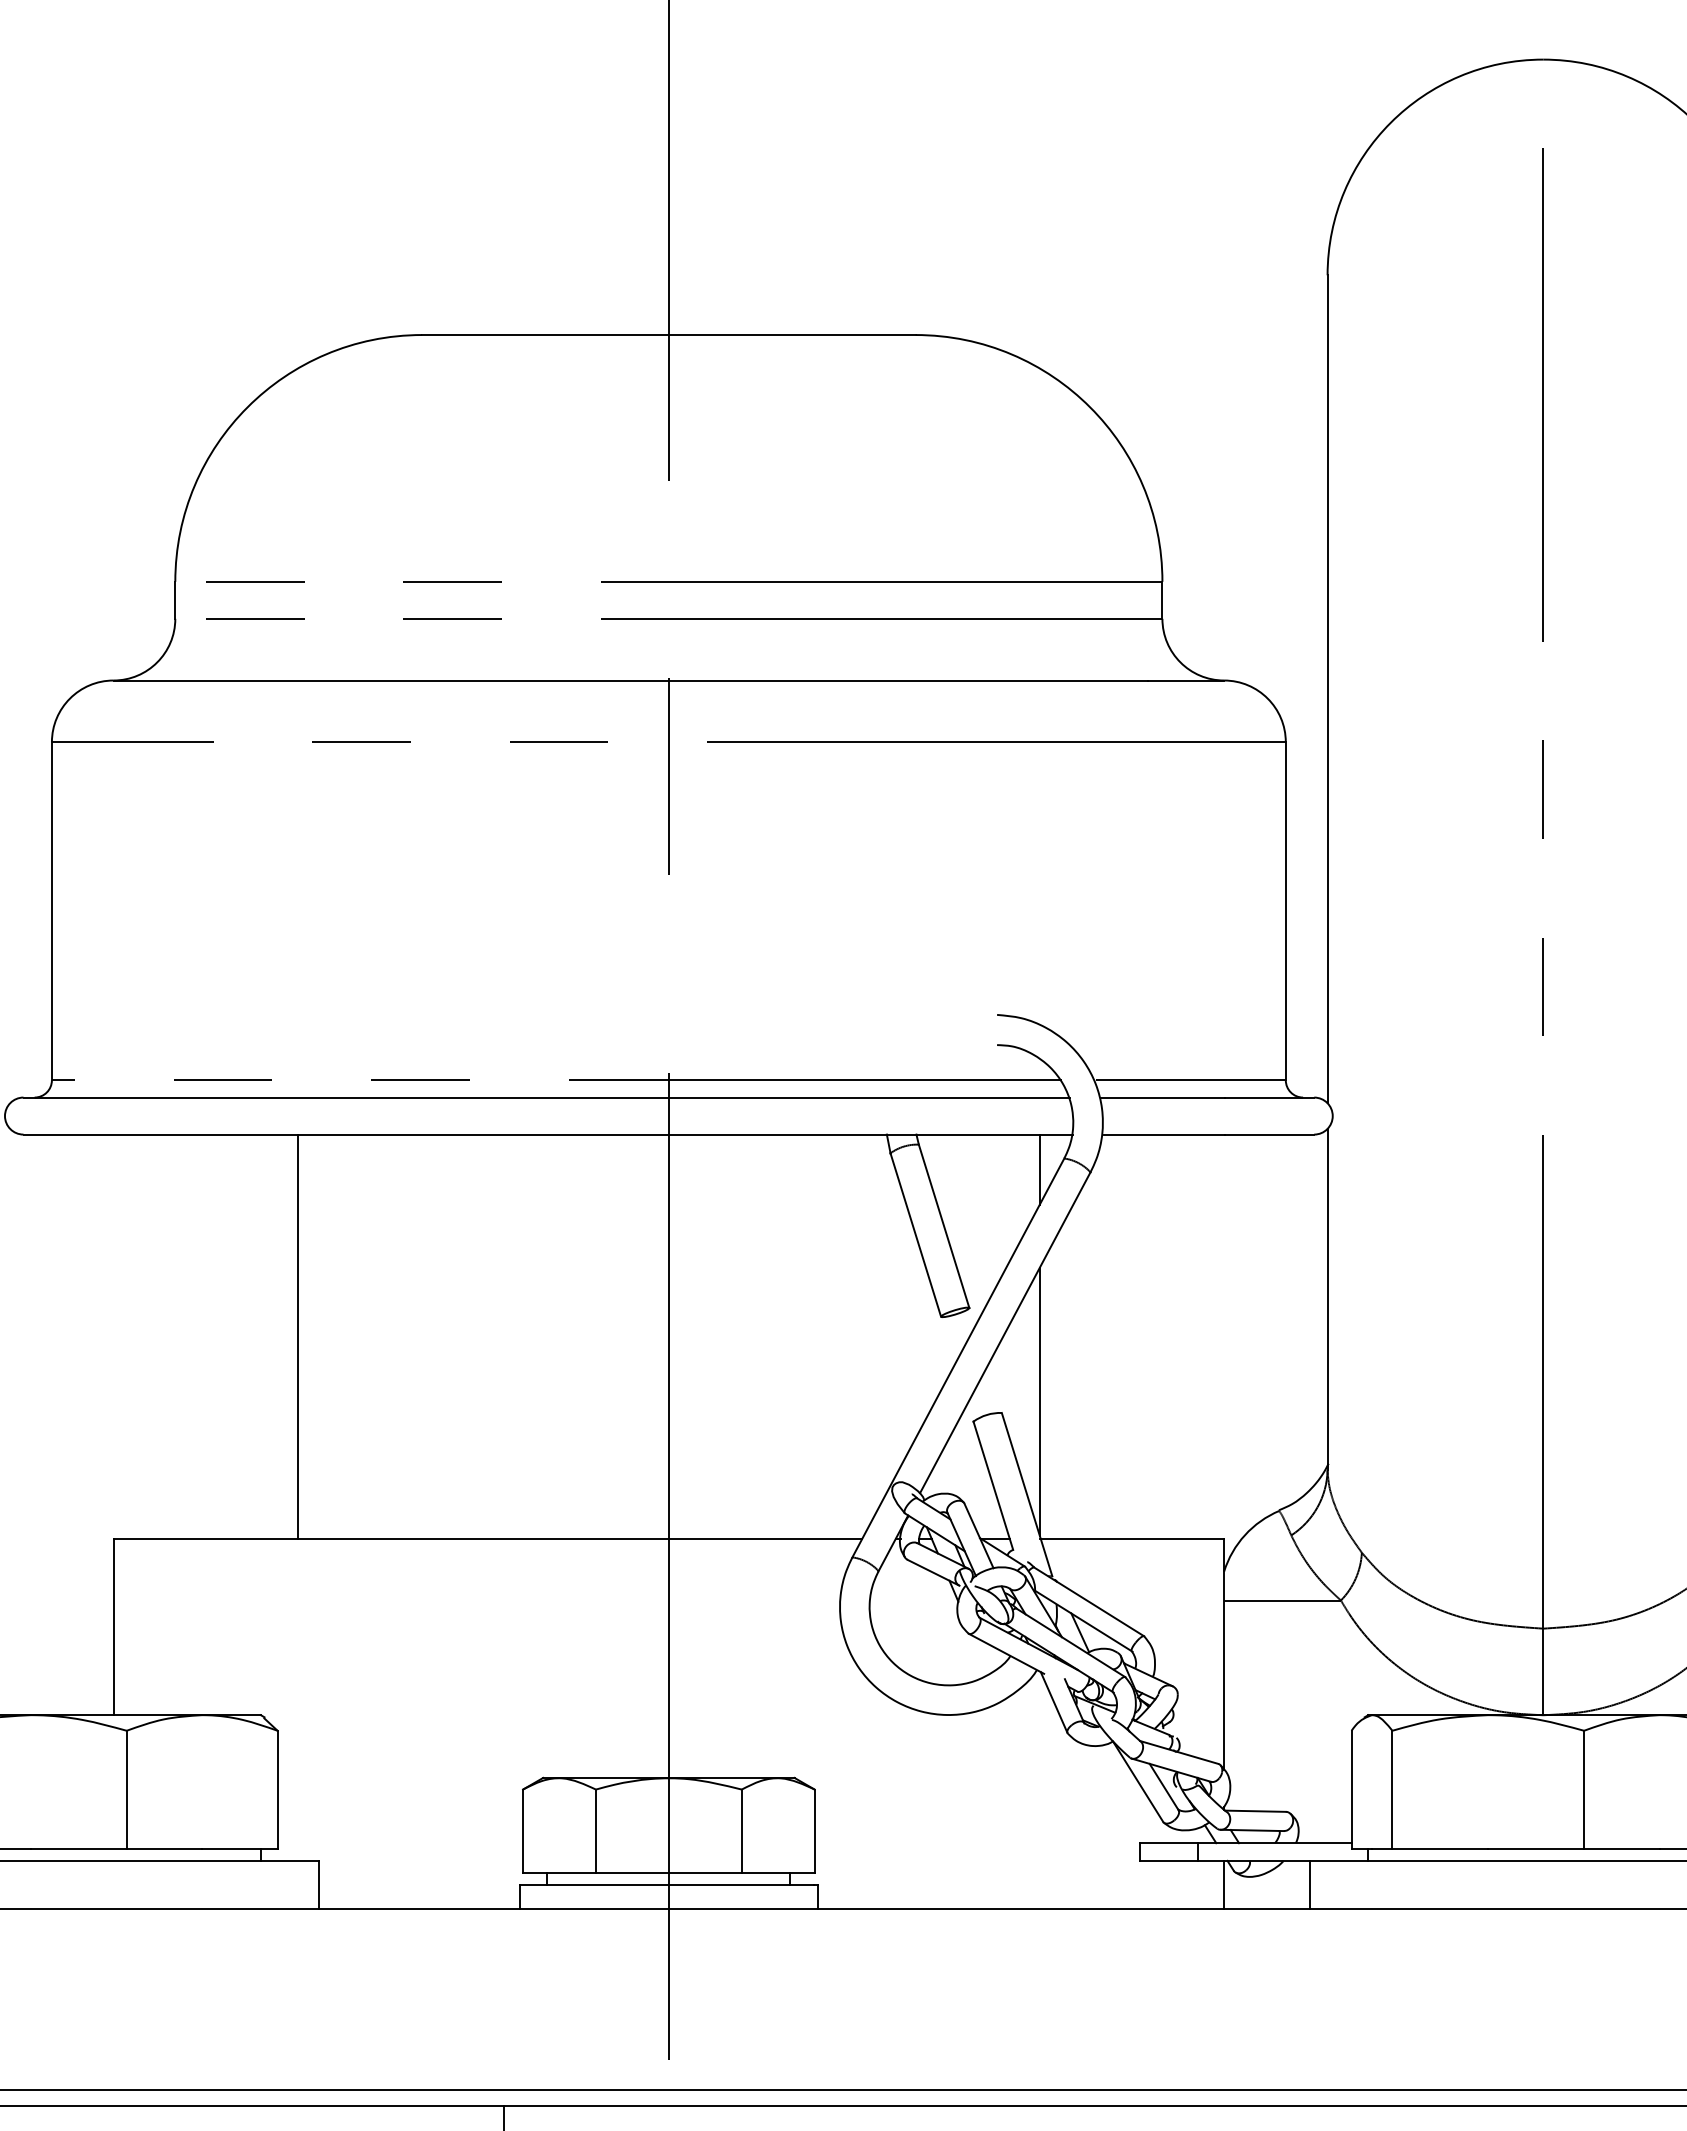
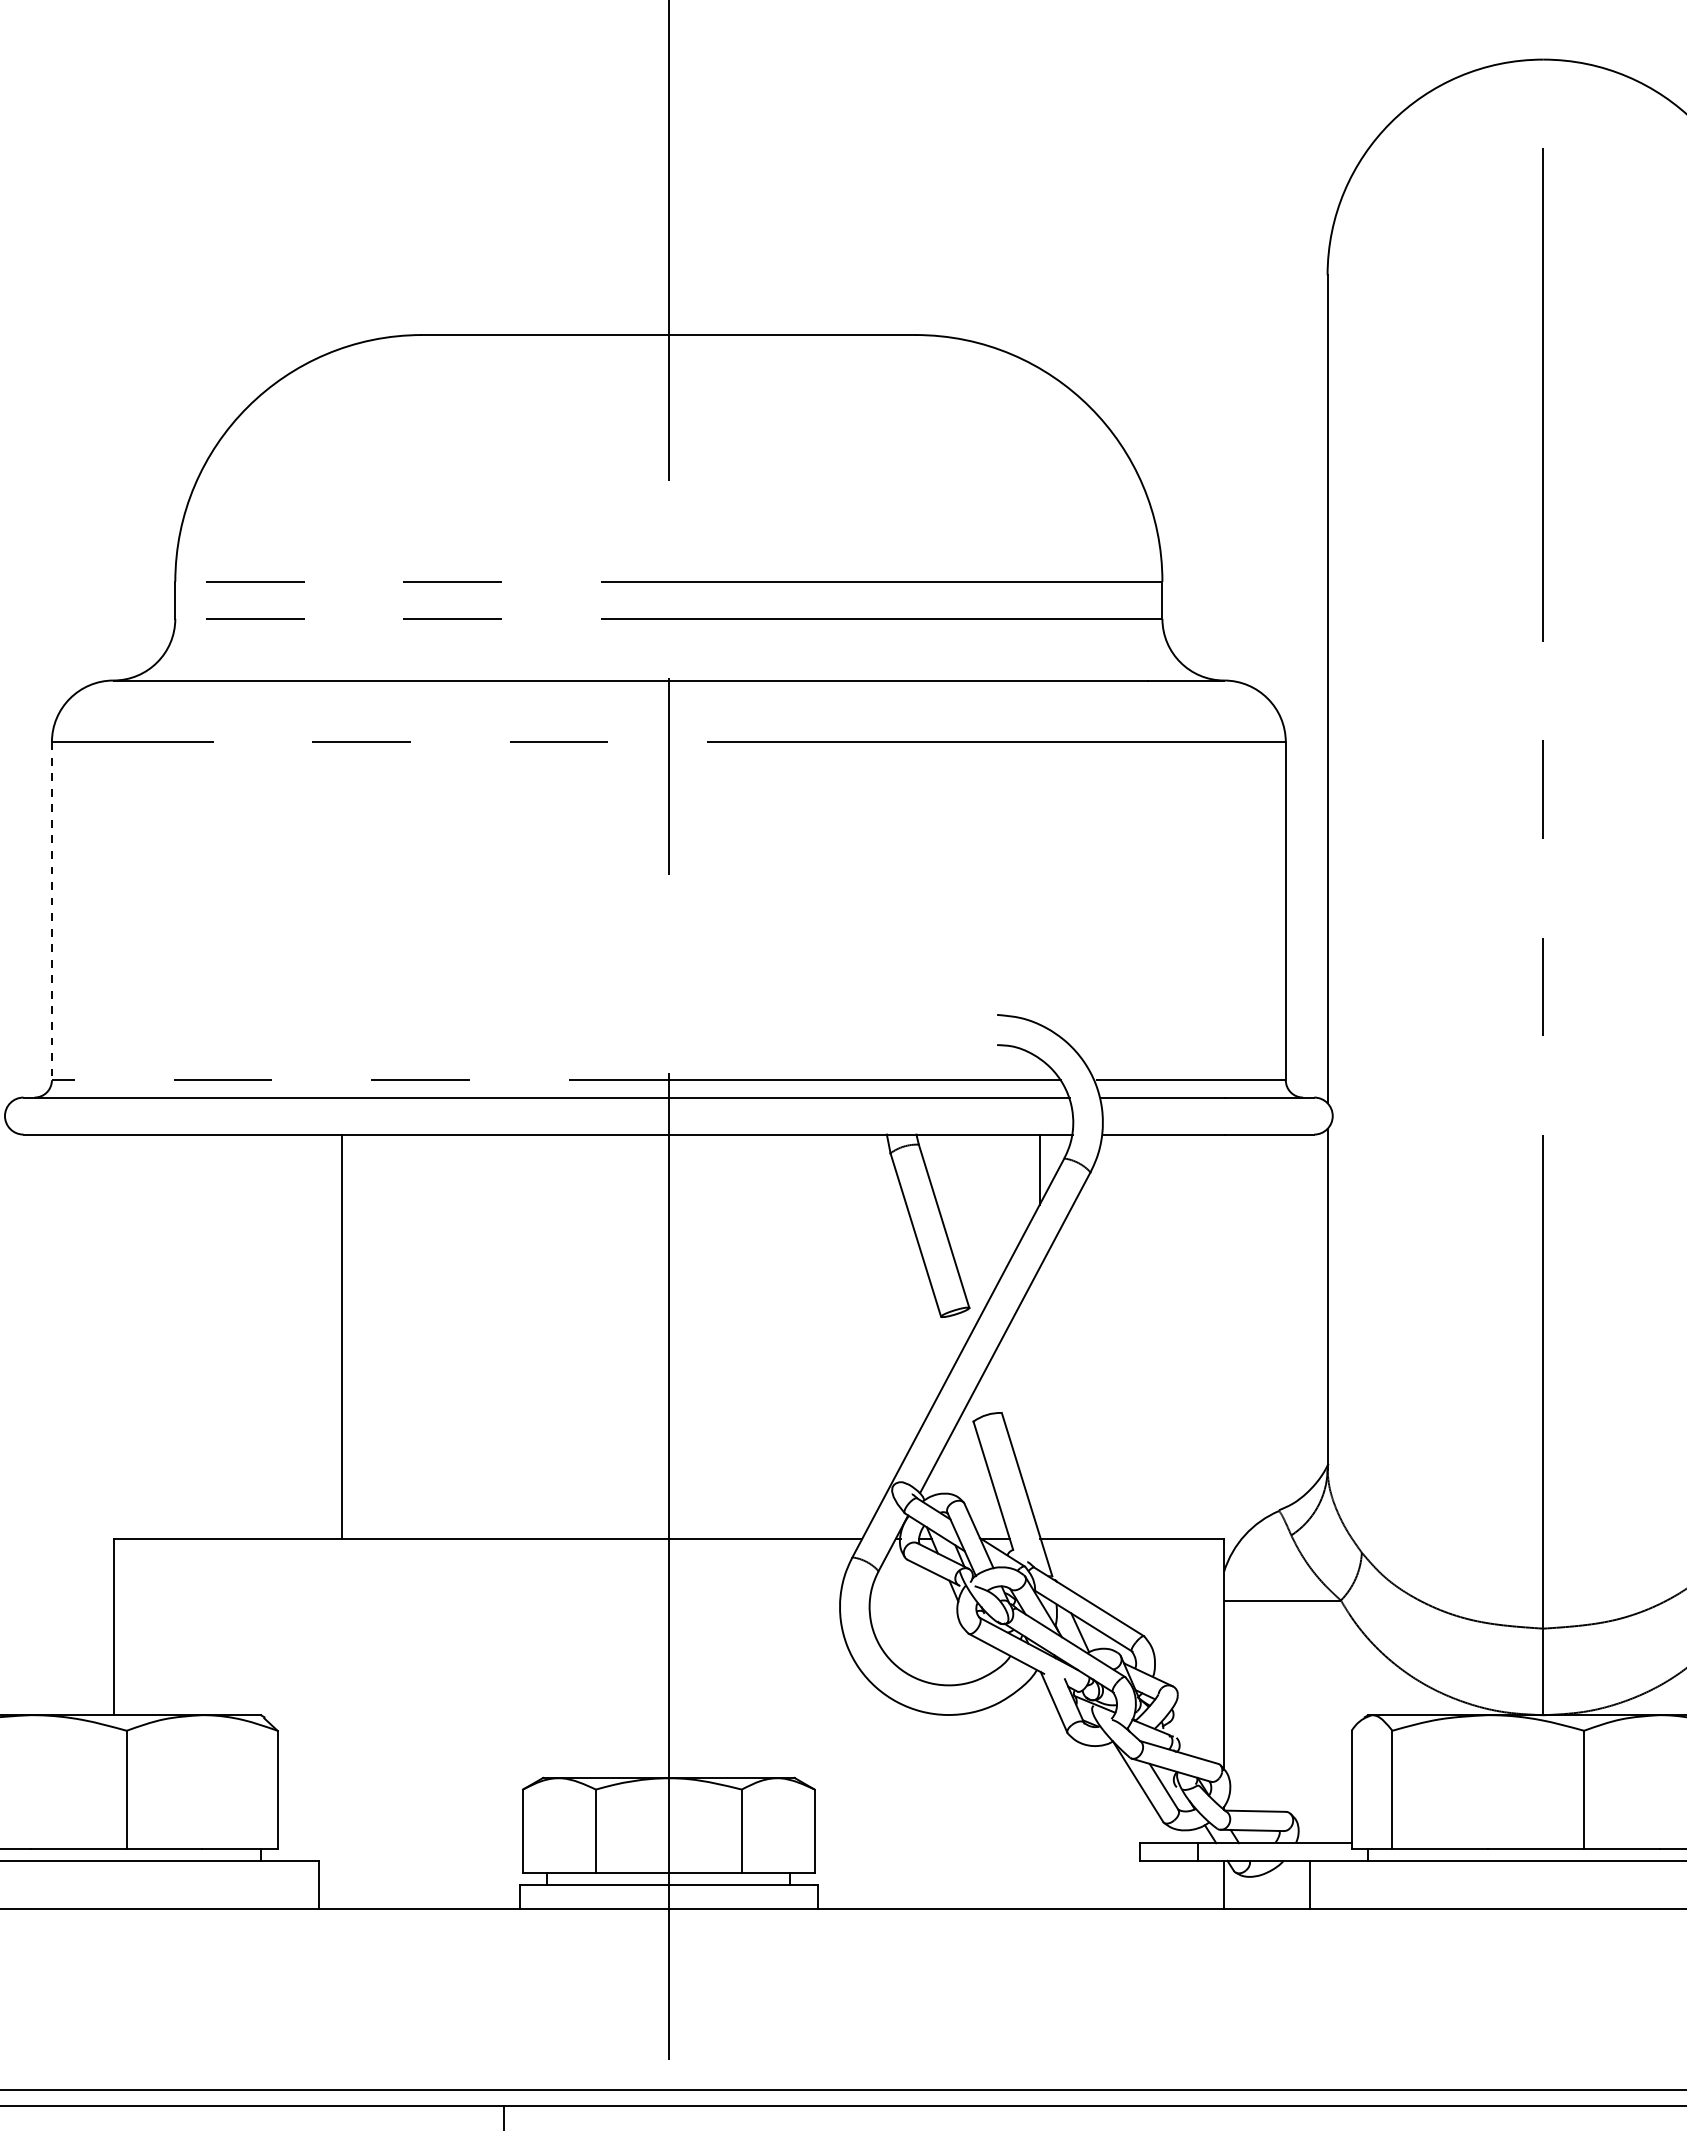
line: solid -> dashed (51, 911)
line position: (297, 1336) -> (341, 1336) (341, 1336)
line: present -> none (1039, 1401)
